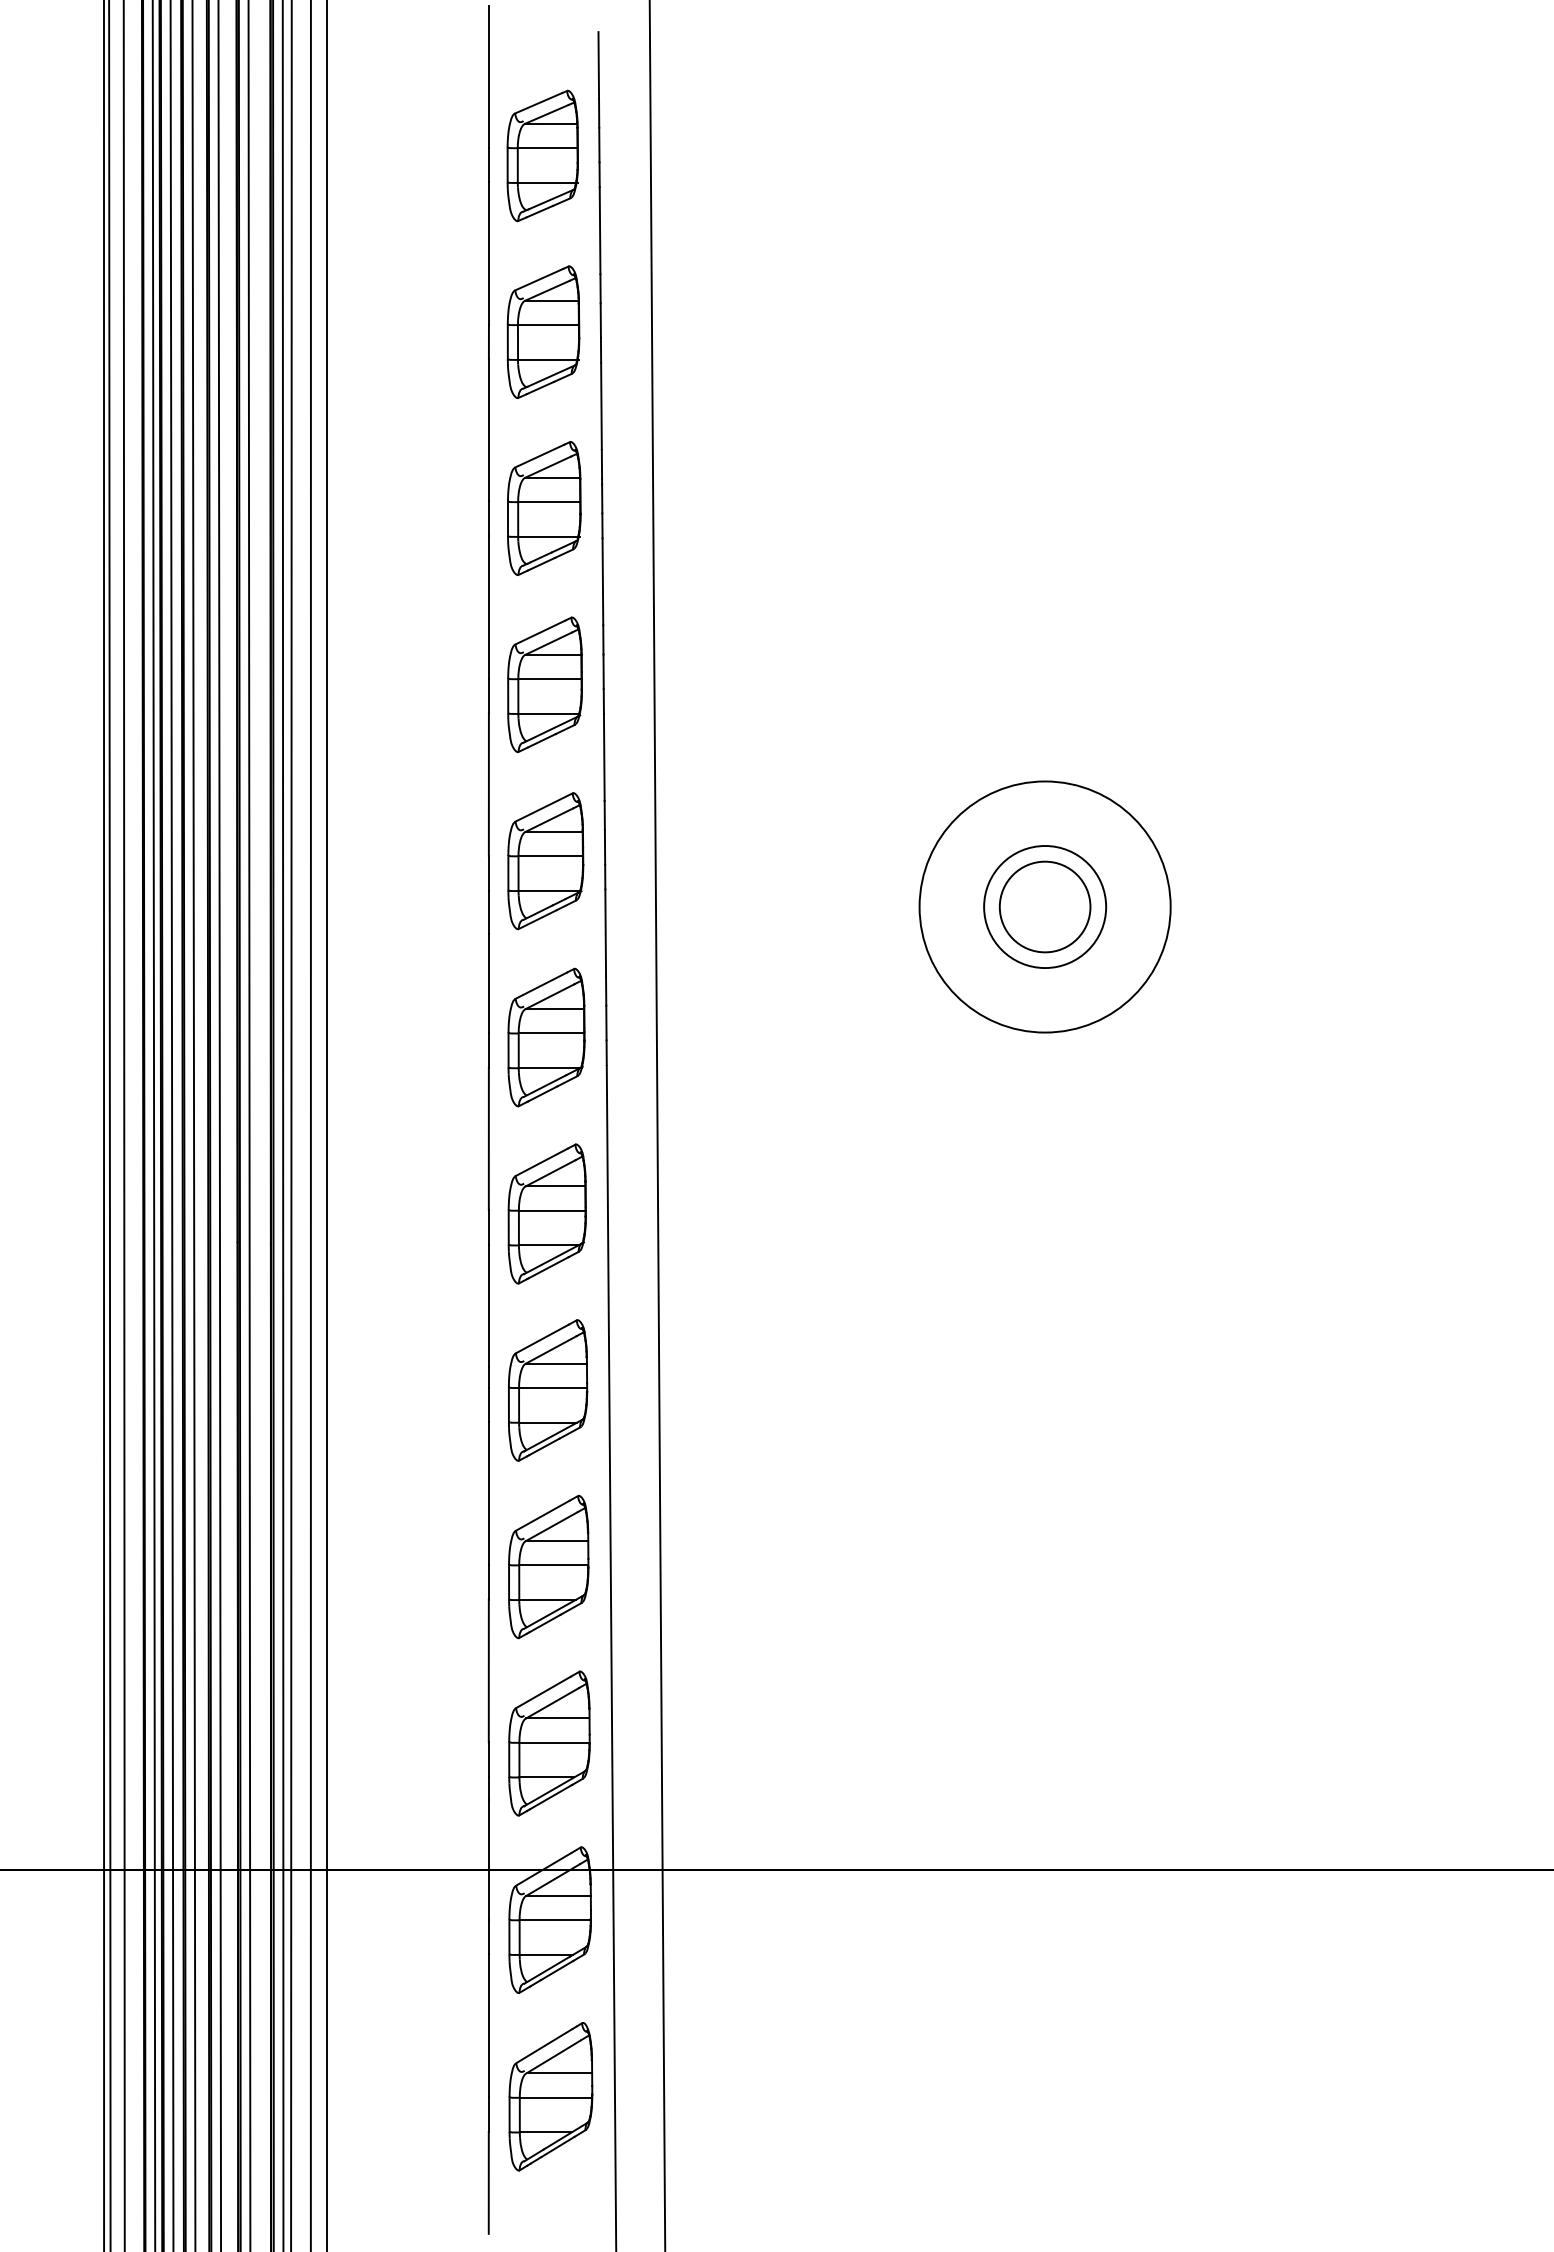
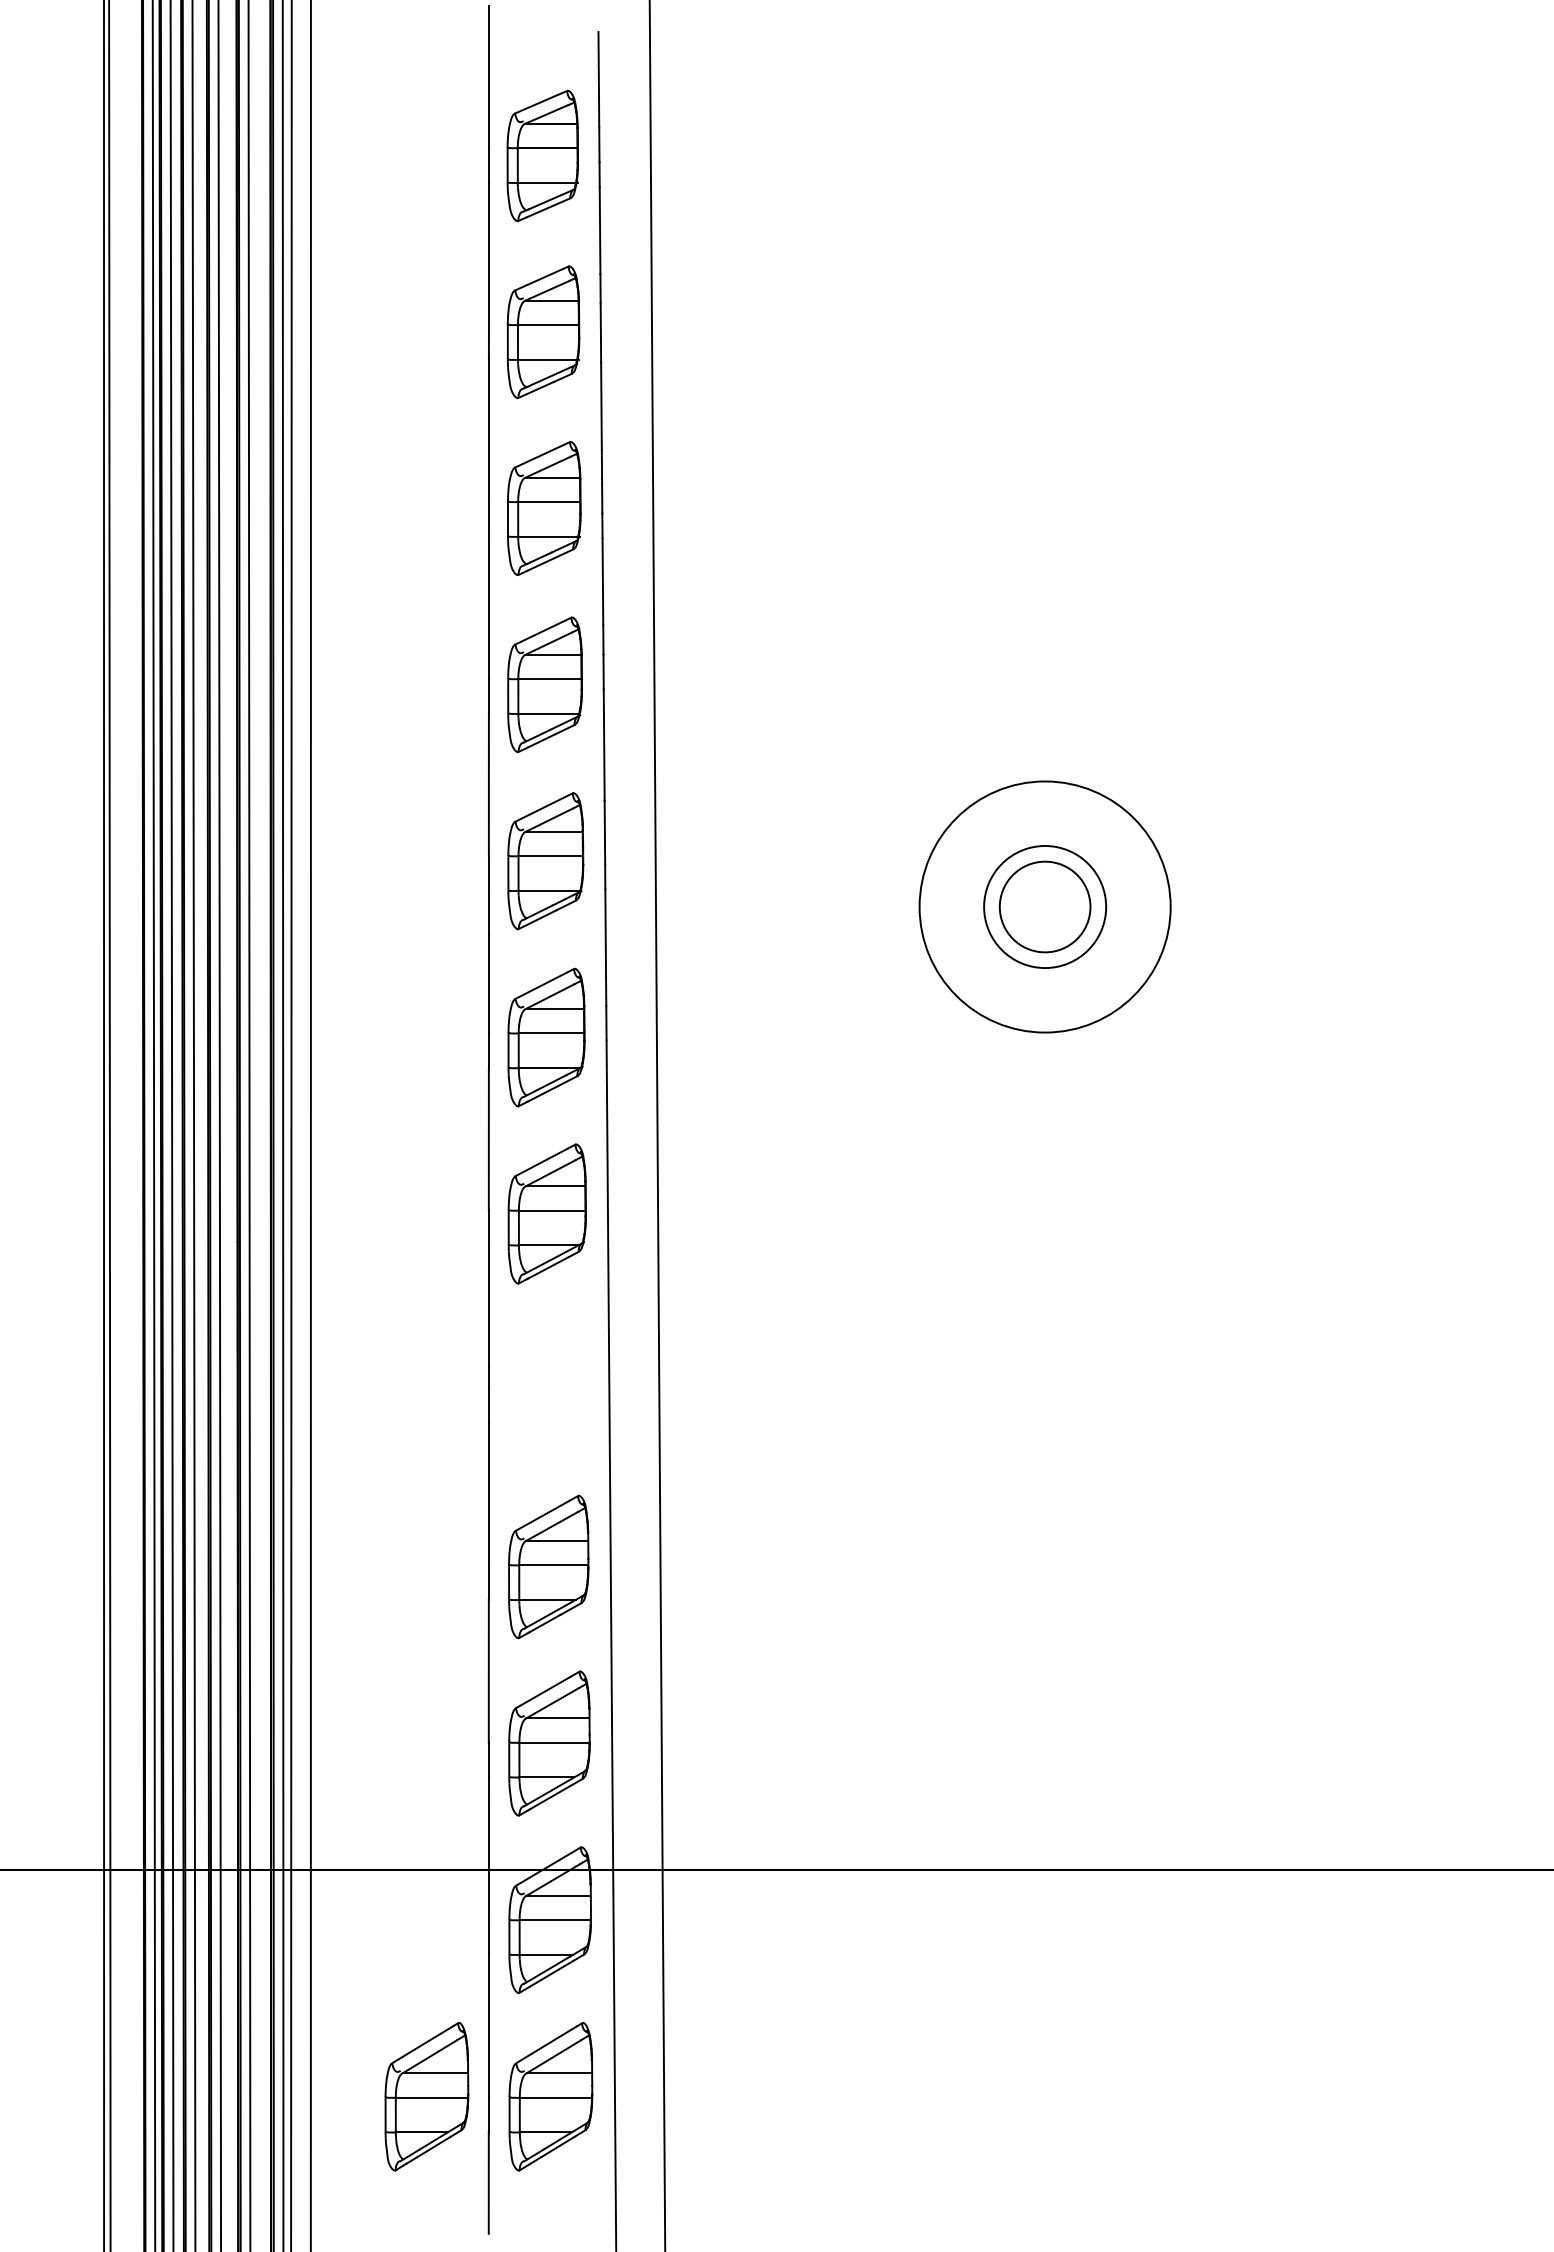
line: present -> none (123, 1125)
line: present -> none (326, 1125)
part: present -> none (548, 1390)
part: none -> present (426, 2096)
